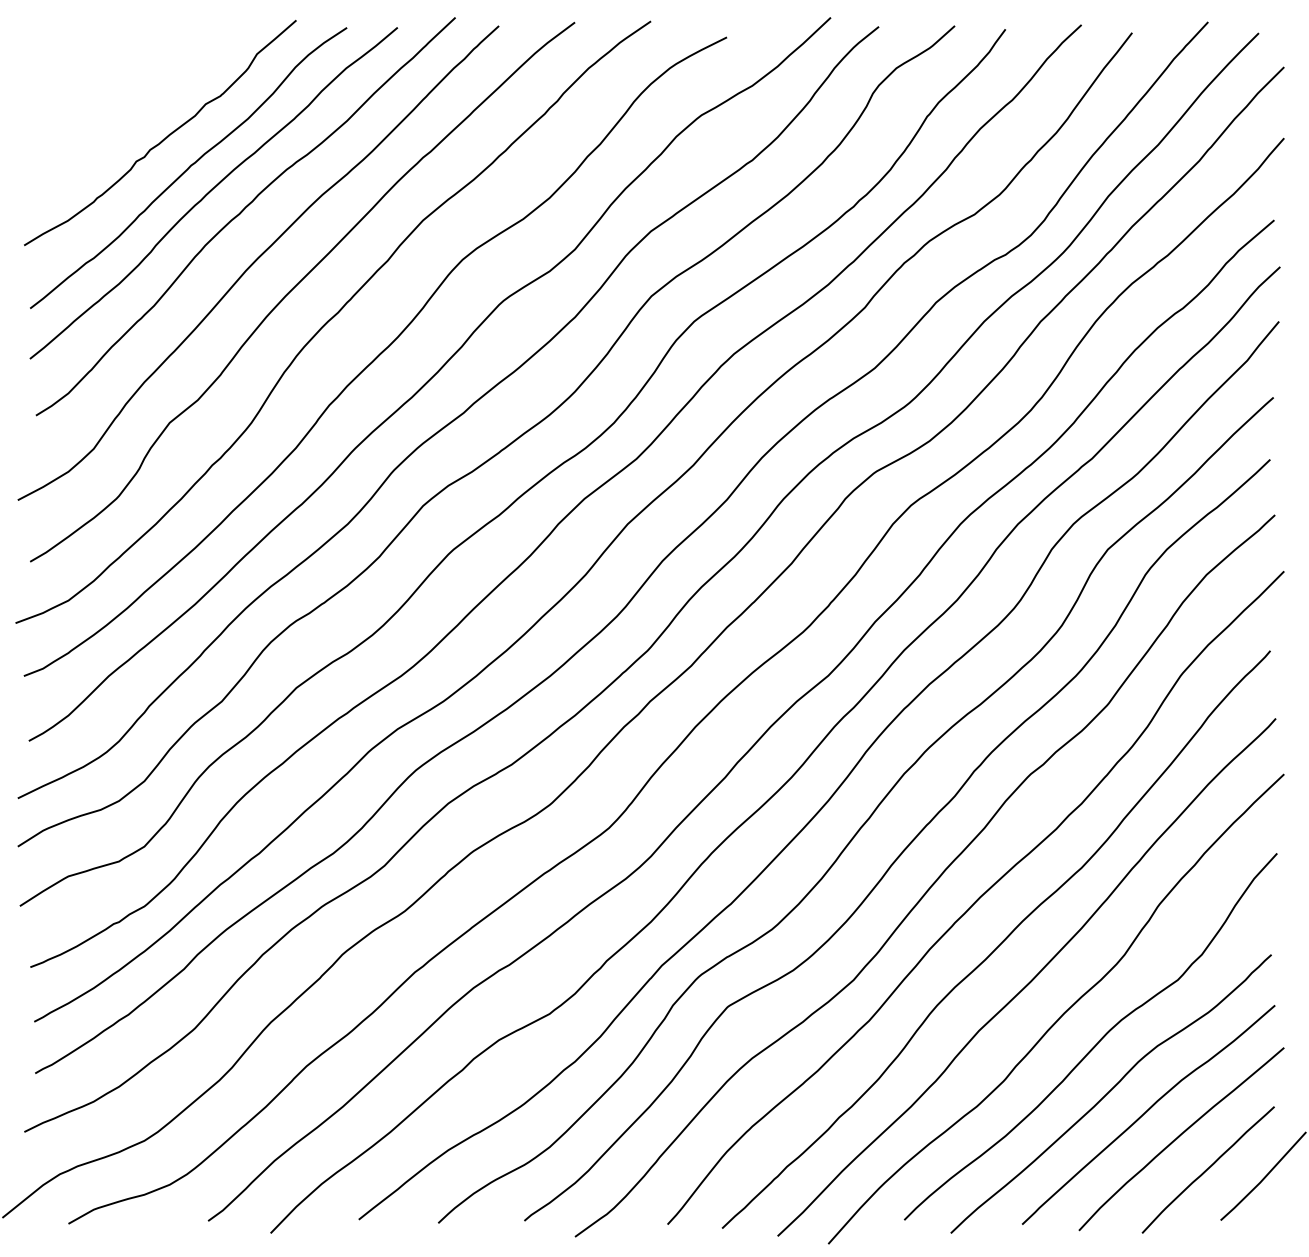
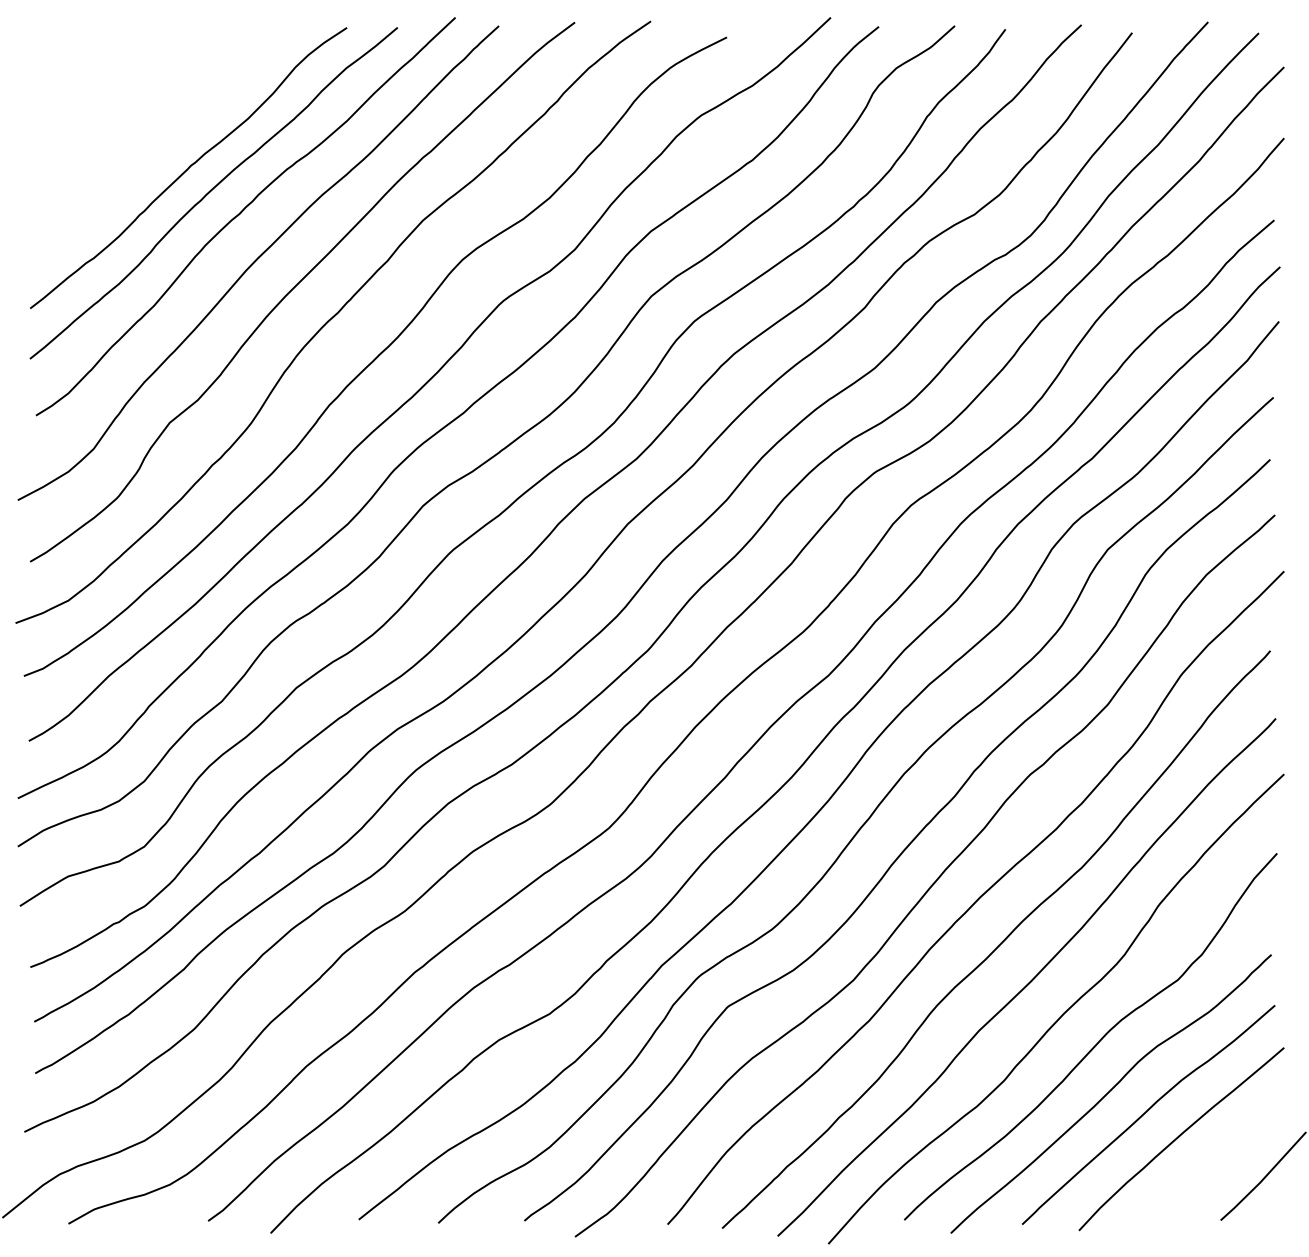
curve: present -> none (163, 138)
curve: present -> none (1207, 1169)
